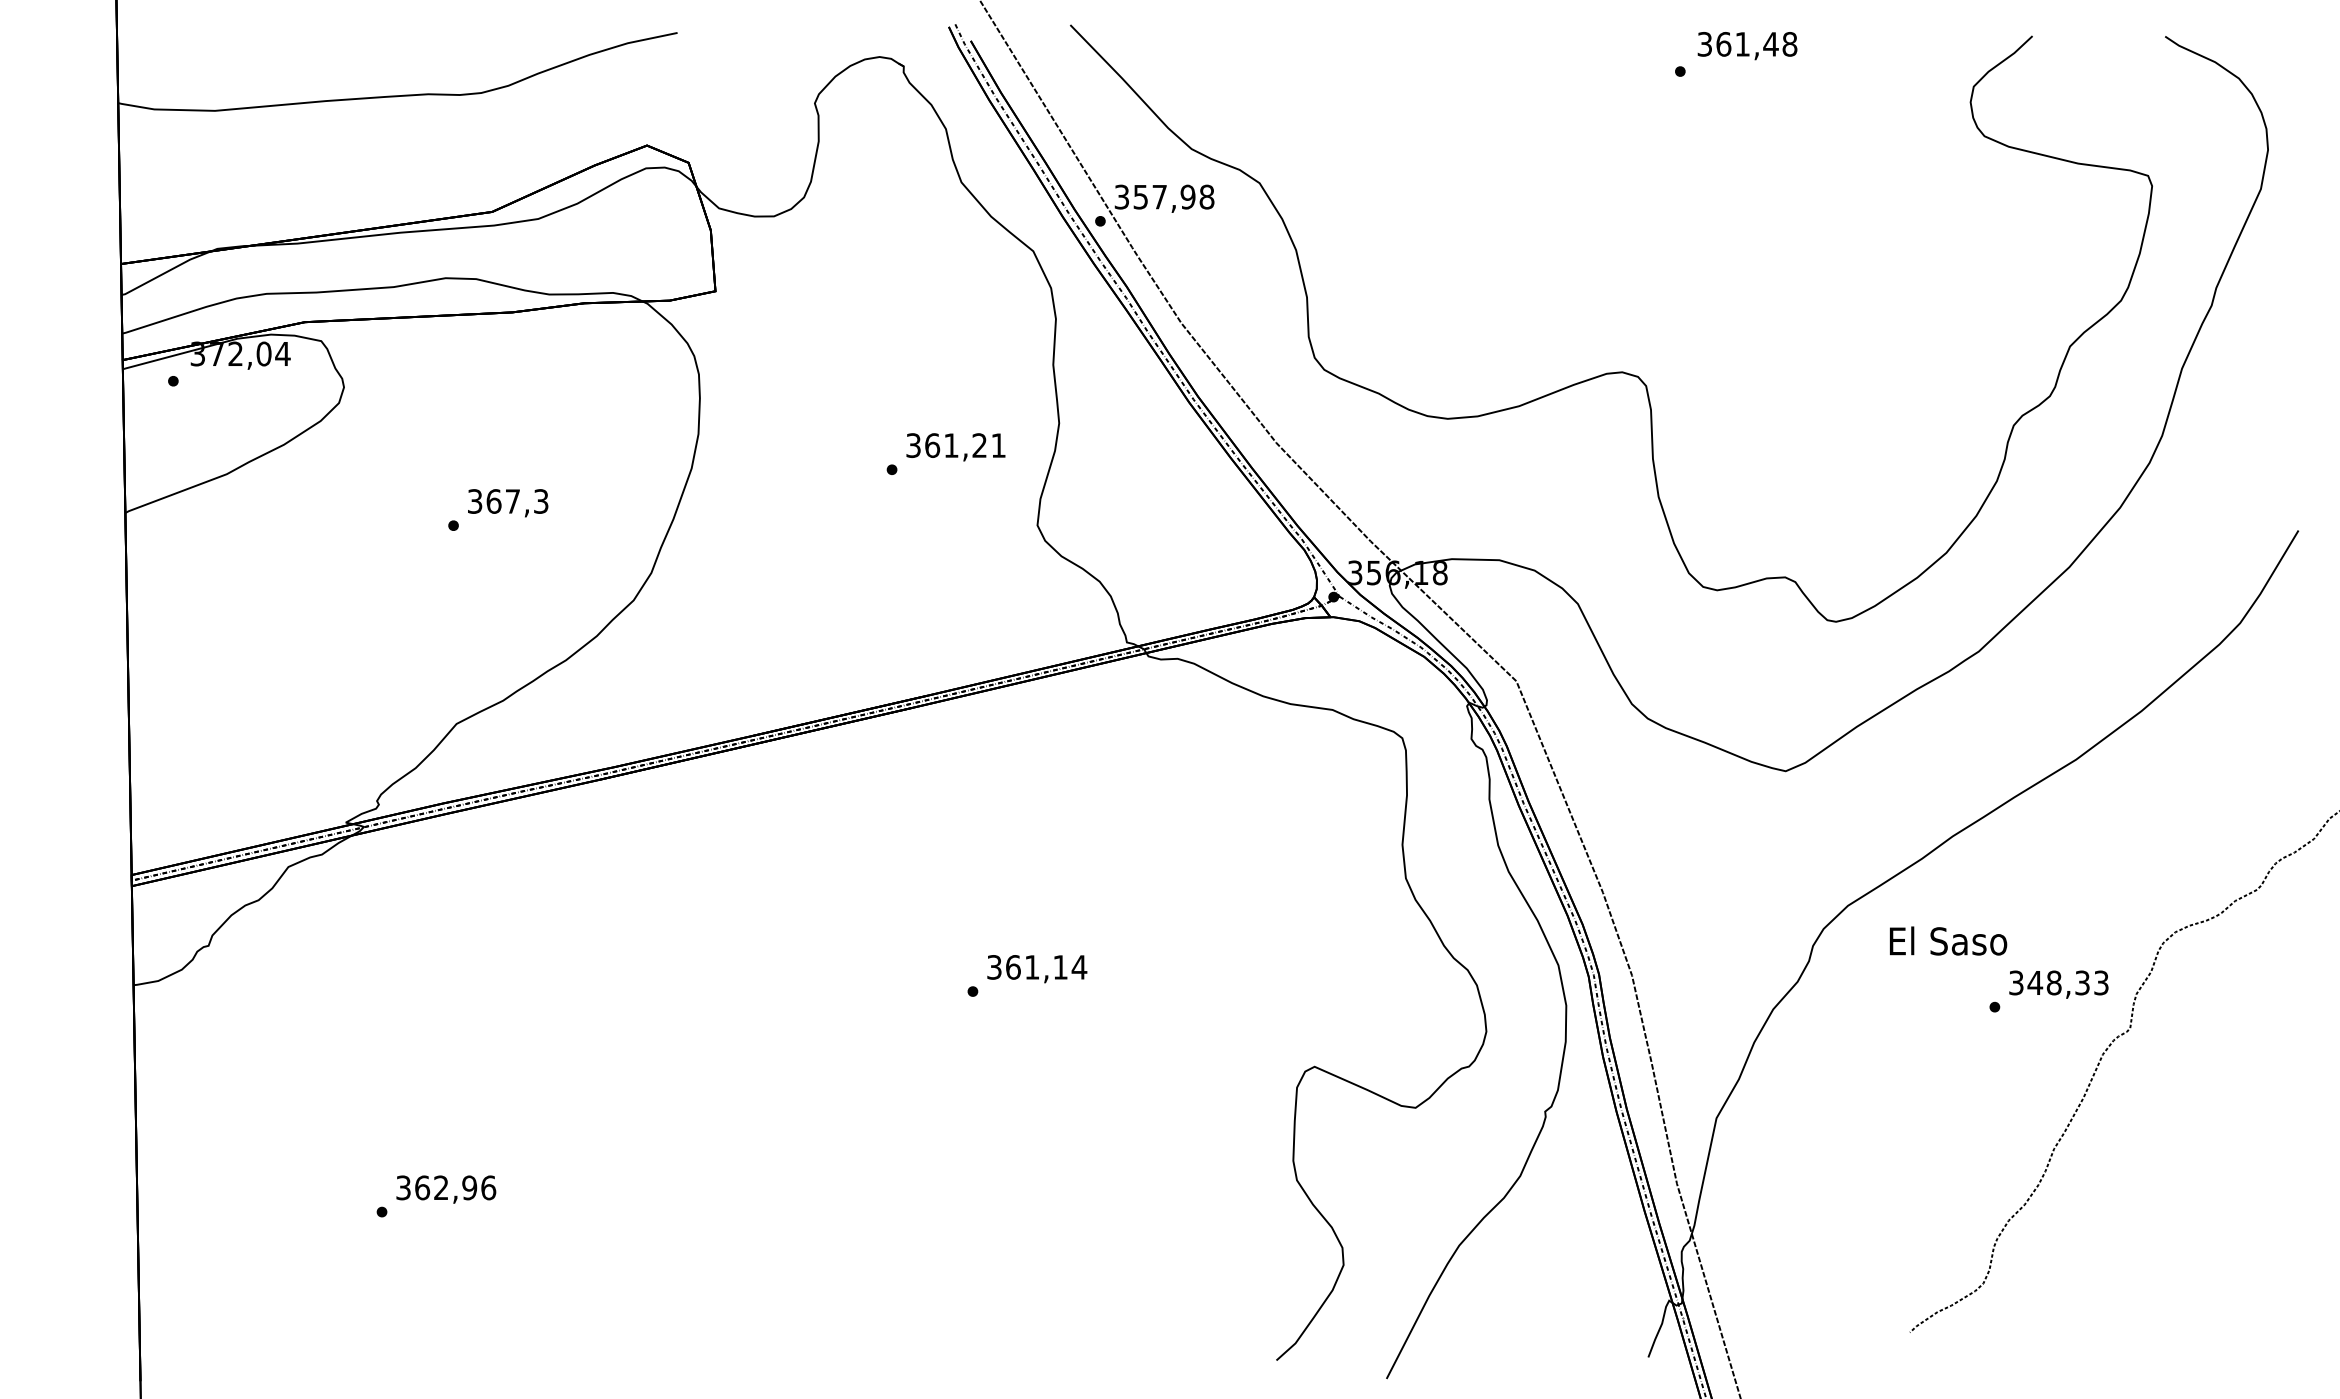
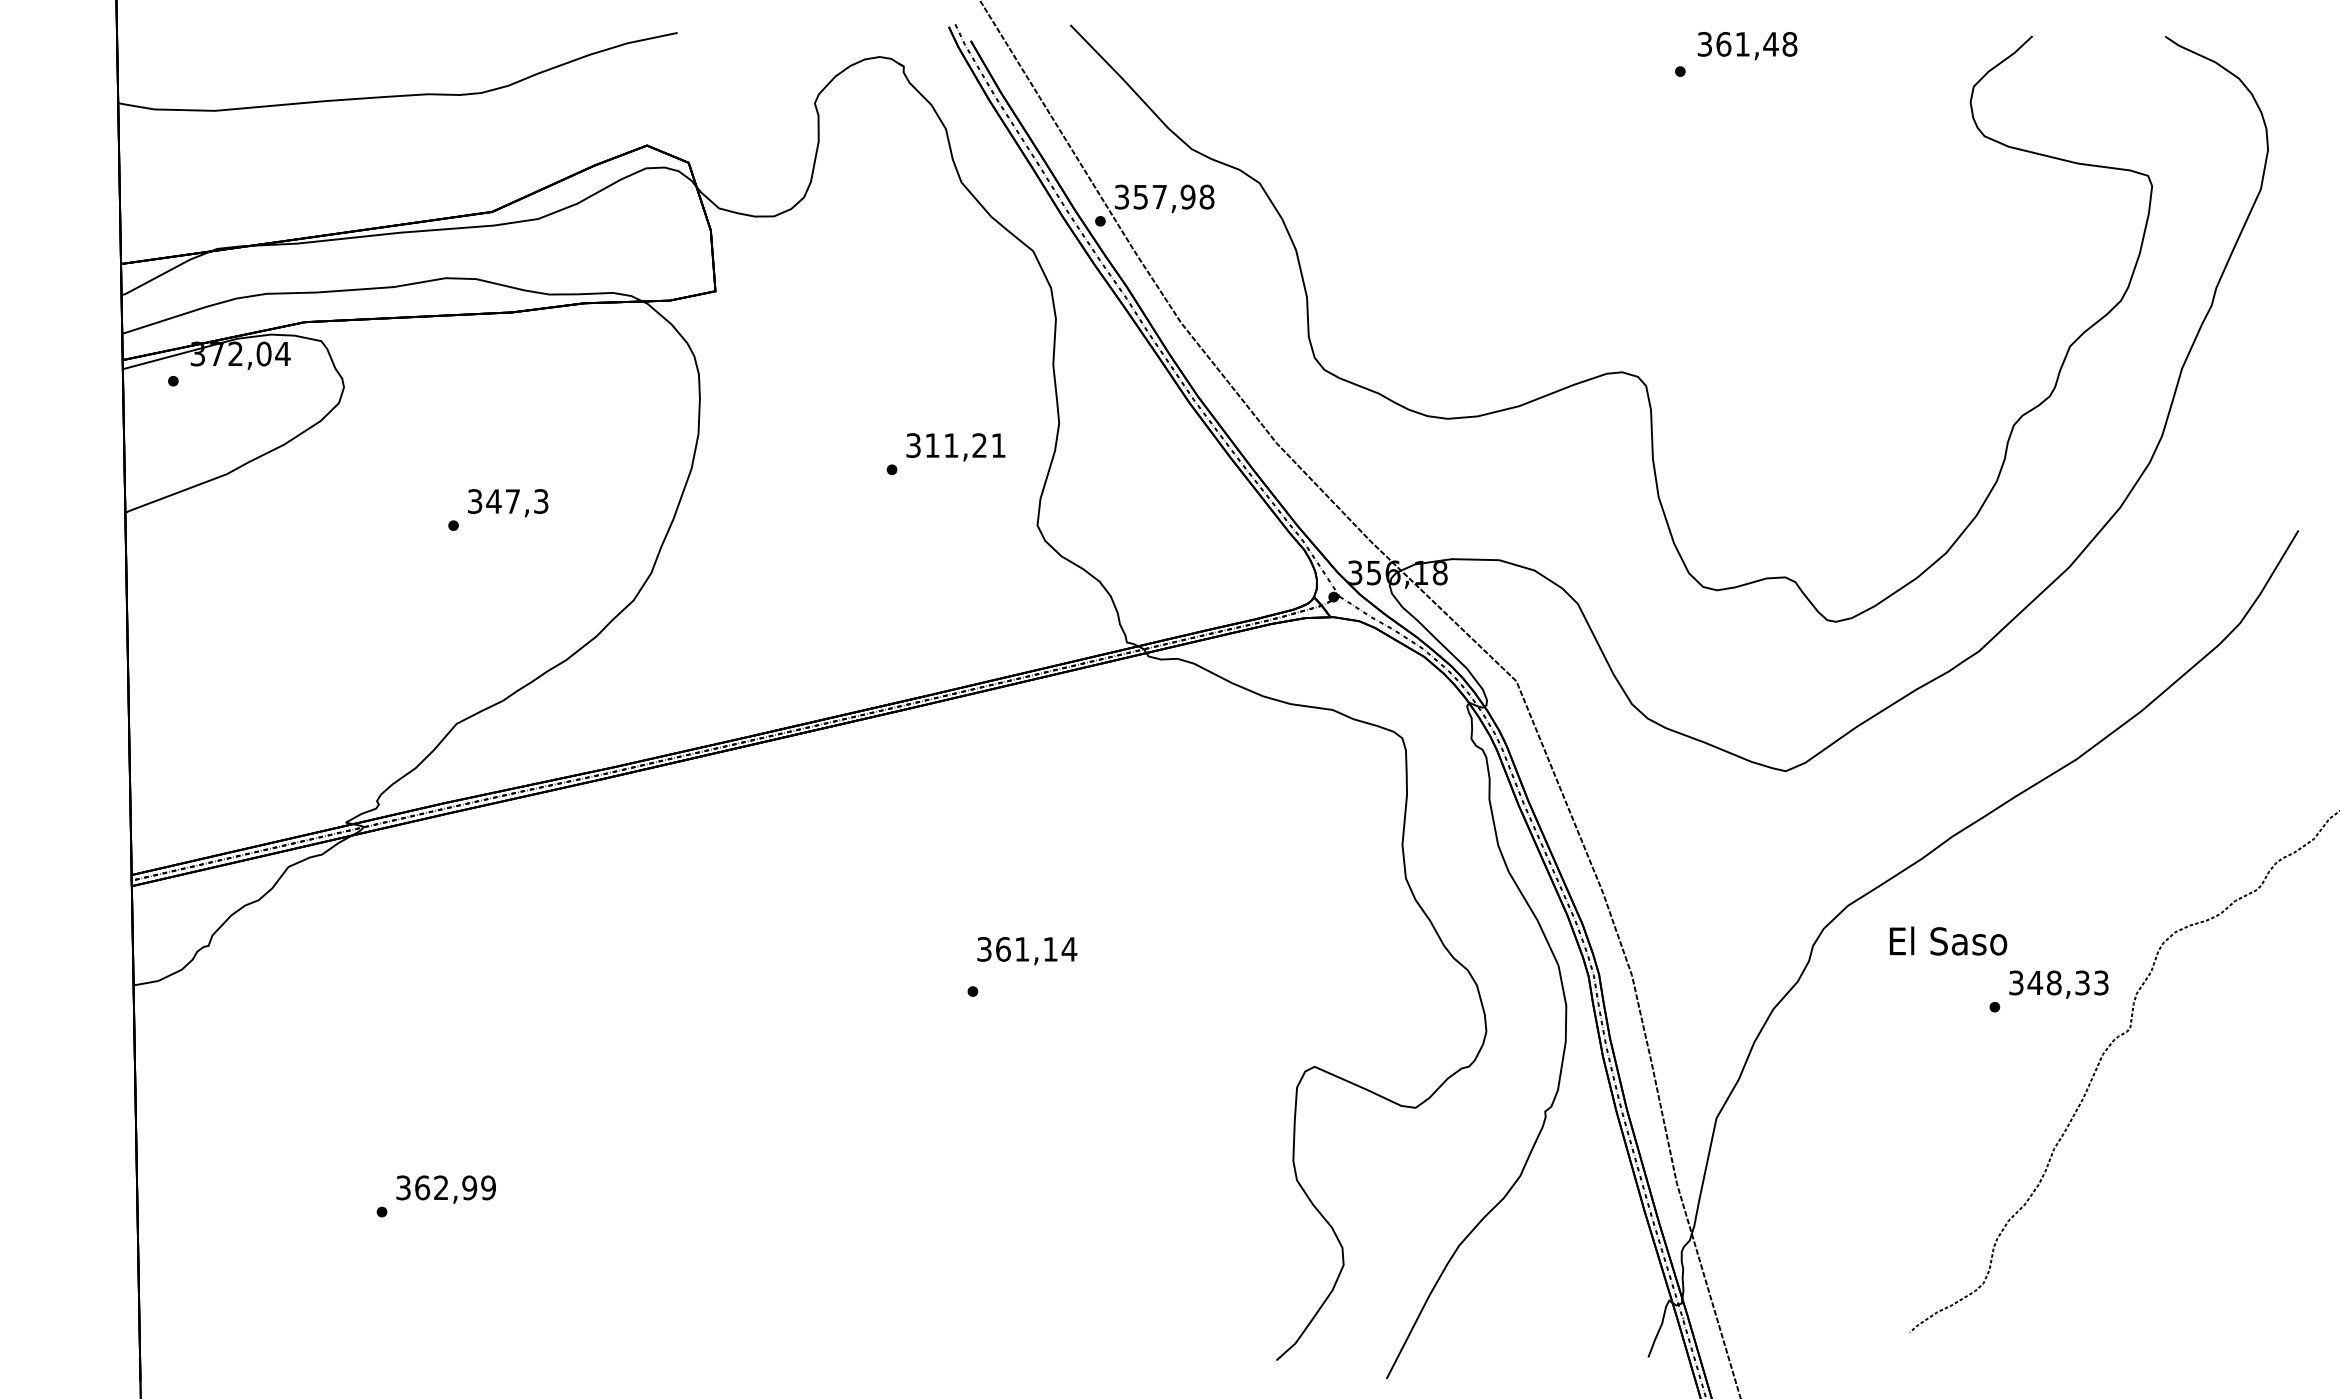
text: 361,21 -> 311,21 (932, 445)
text: 367,3 -> 347,3 (493, 501)
text position: (1037, 969) -> (1027, 951) (1027, 951)
text: 362,96 -> 362,99 (488, 1187)
